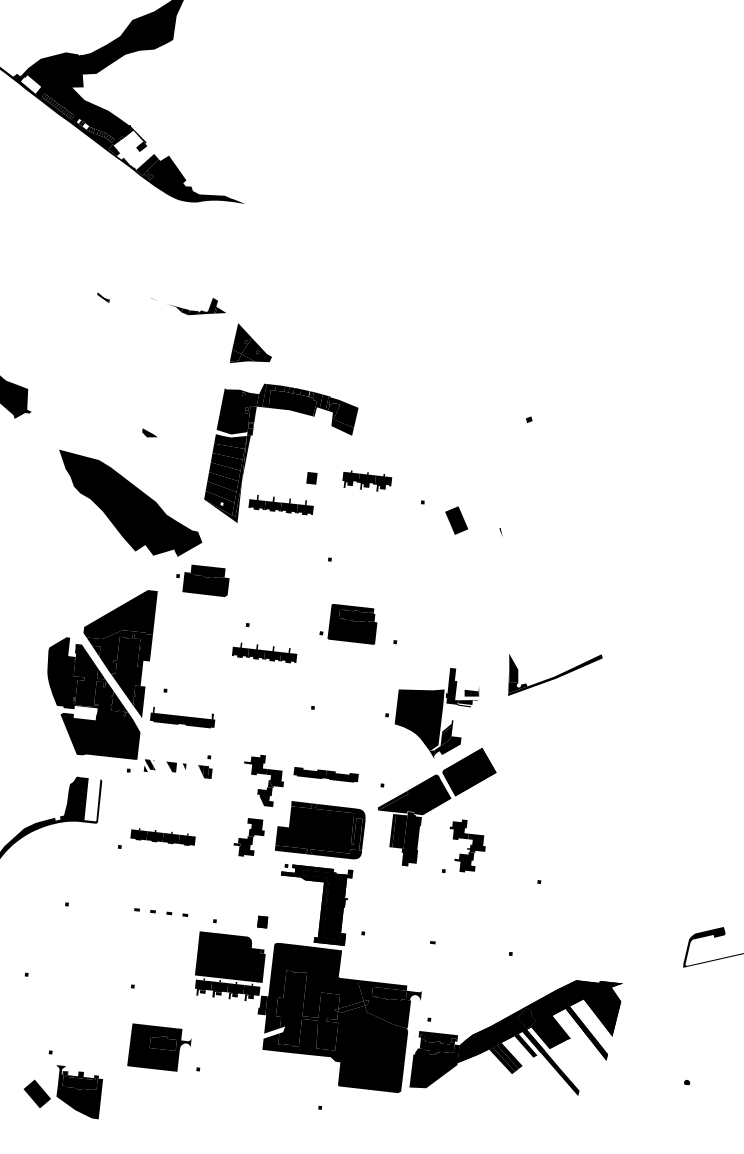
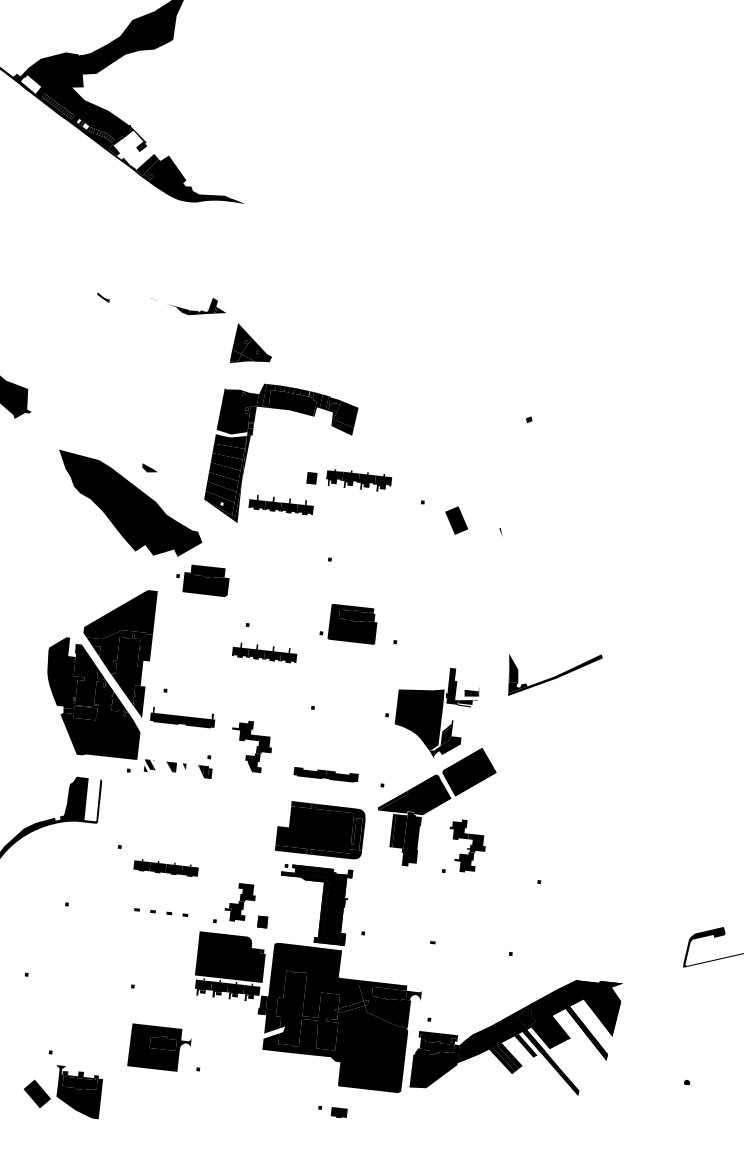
part position: (149, 432) -> (149, 467) (149, 467)
fill: none -> present (334, 477)
fill: none -> present (80, 712)
part position: (263, 780) -> (251, 746) (251, 746)
part position: (162, 836) -> (165, 867) (165, 867)
part position: (248, 837) -> (239, 902) (239, 902)
fill: none -> present (338, 1112)
